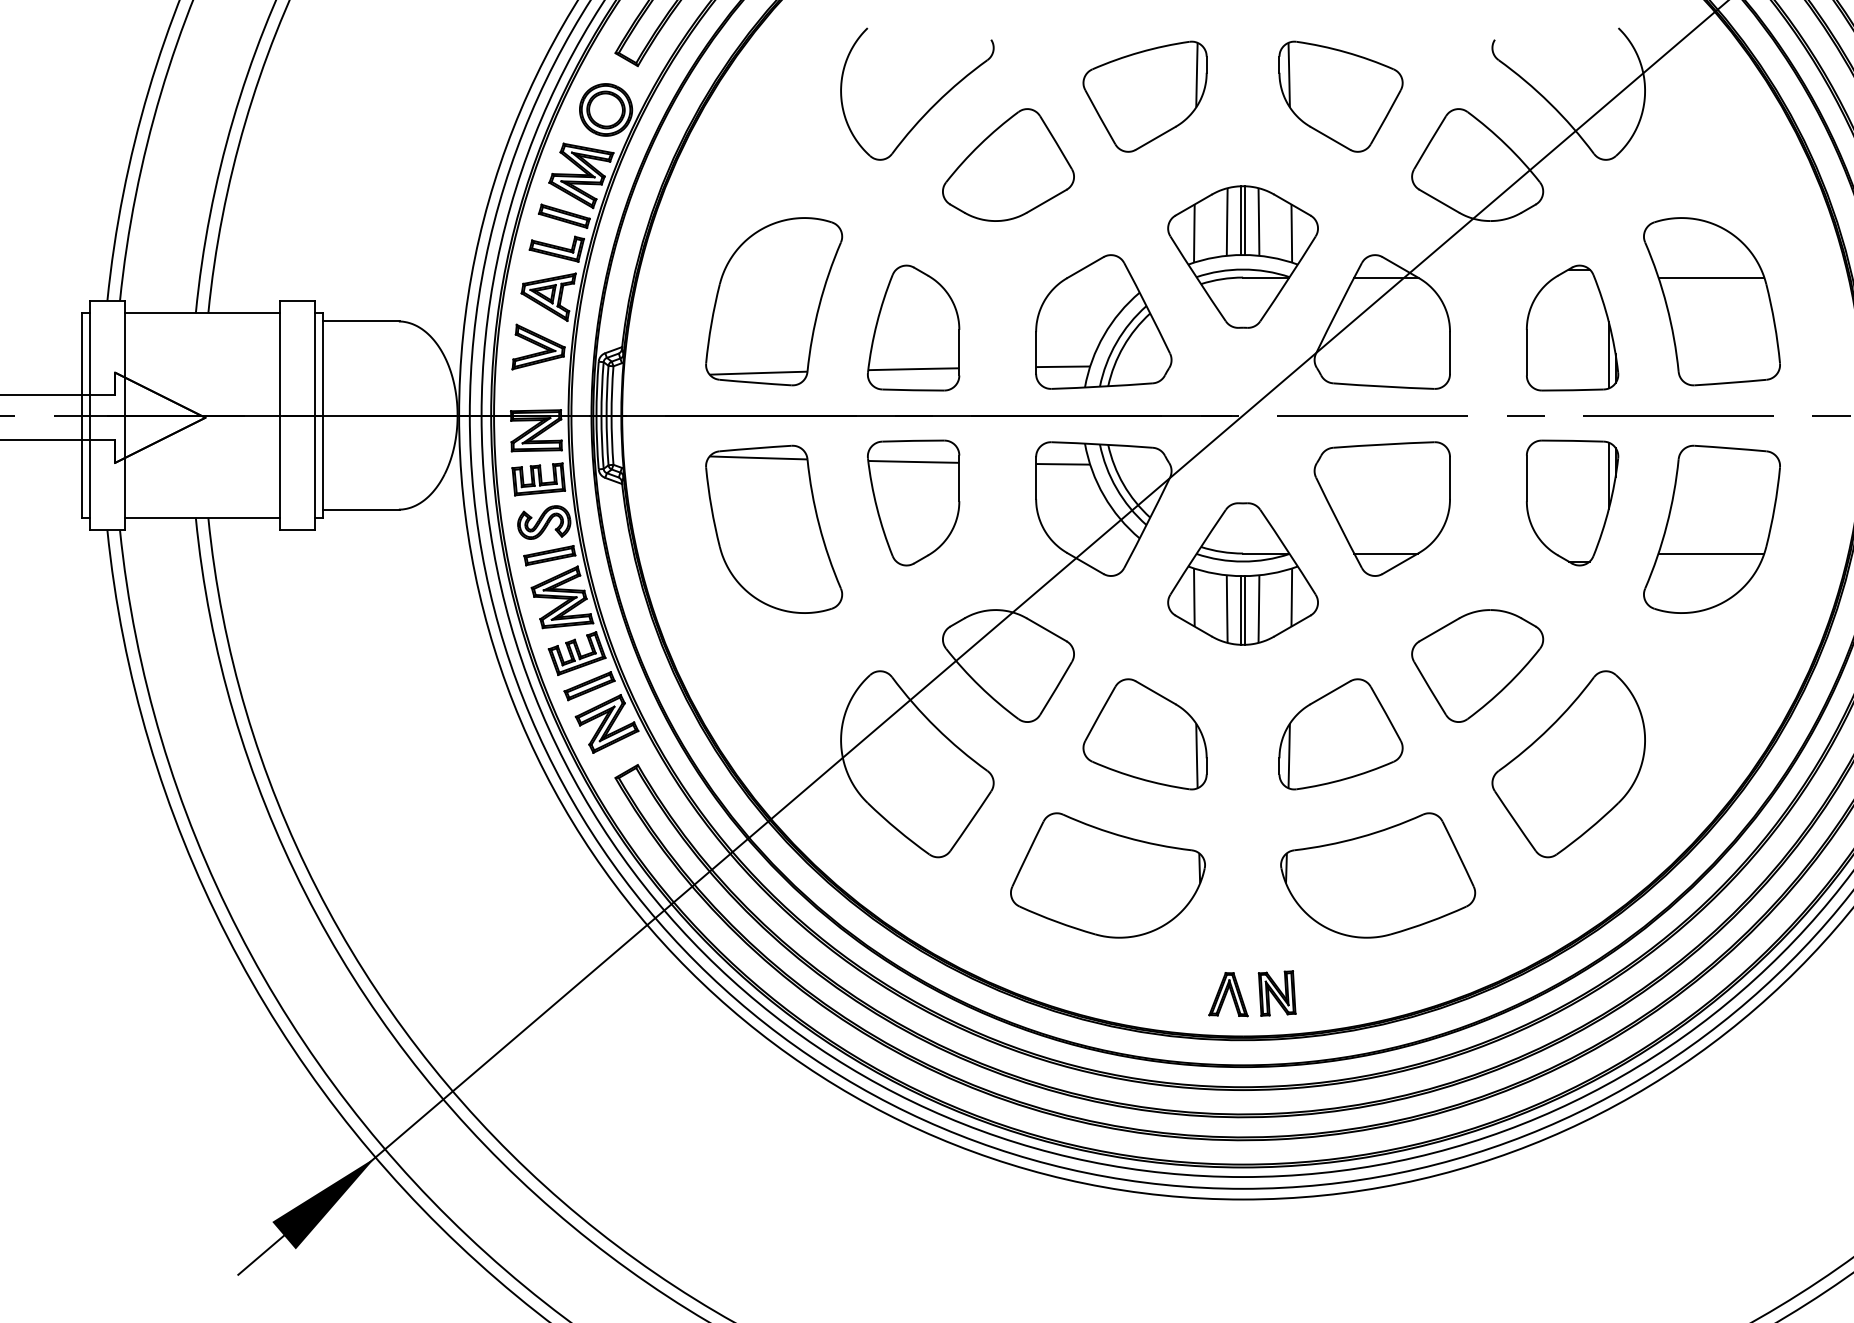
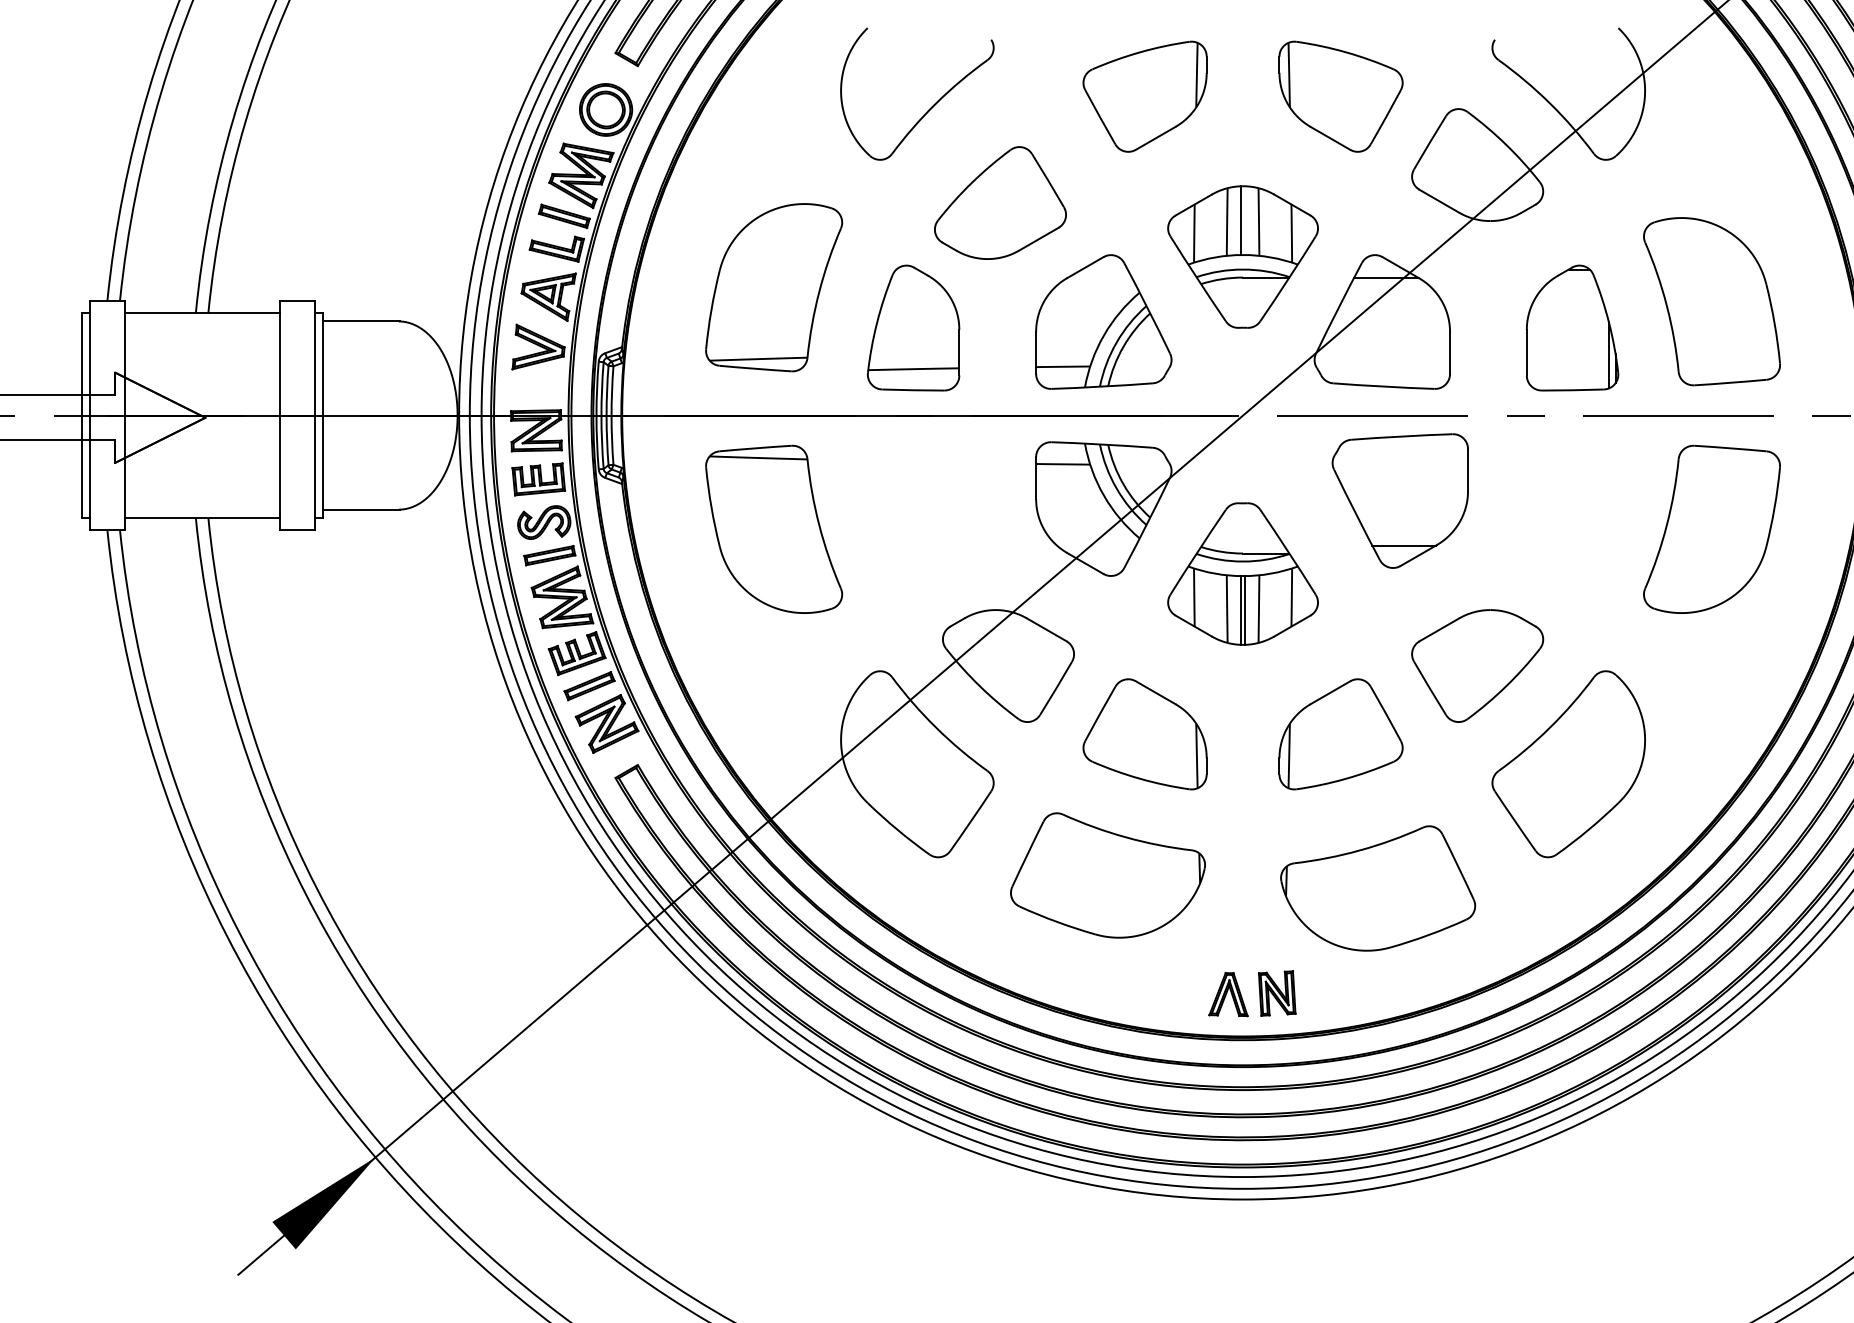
part position: (1008, 164) -> (1000, 202) (1000, 202)
line: present -> none (1245, 220)
line: present -> none (1711, 277)
part position: (774, 301) -> (774, 287) (774, 287)
part: present -> none (913, 502)
part: present -> none (1572, 502)
part position: (1381, 508) -> (1399, 500) (1399, 500)
line: present -> none (1711, 553)
part position: (1378, 875) -> (1378, 888) (1378, 888)
